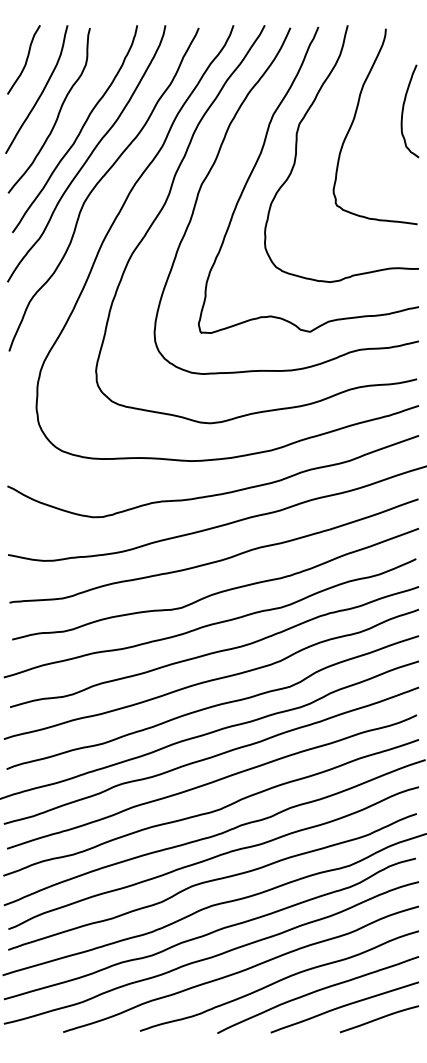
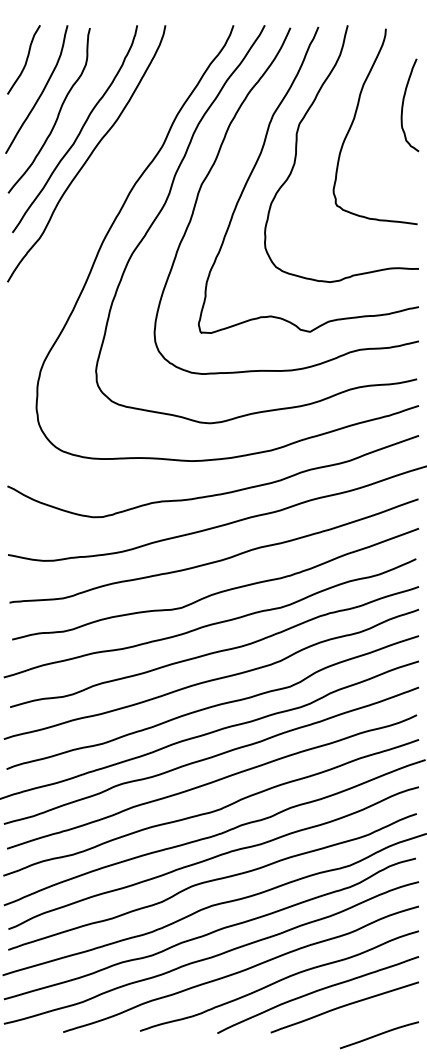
curve position: (403, 111) -> (403, 105) (403, 105)
curve: present -> none (97, 185)
curve position: (379, 1019) -> (379, 1035) (379, 1035)
